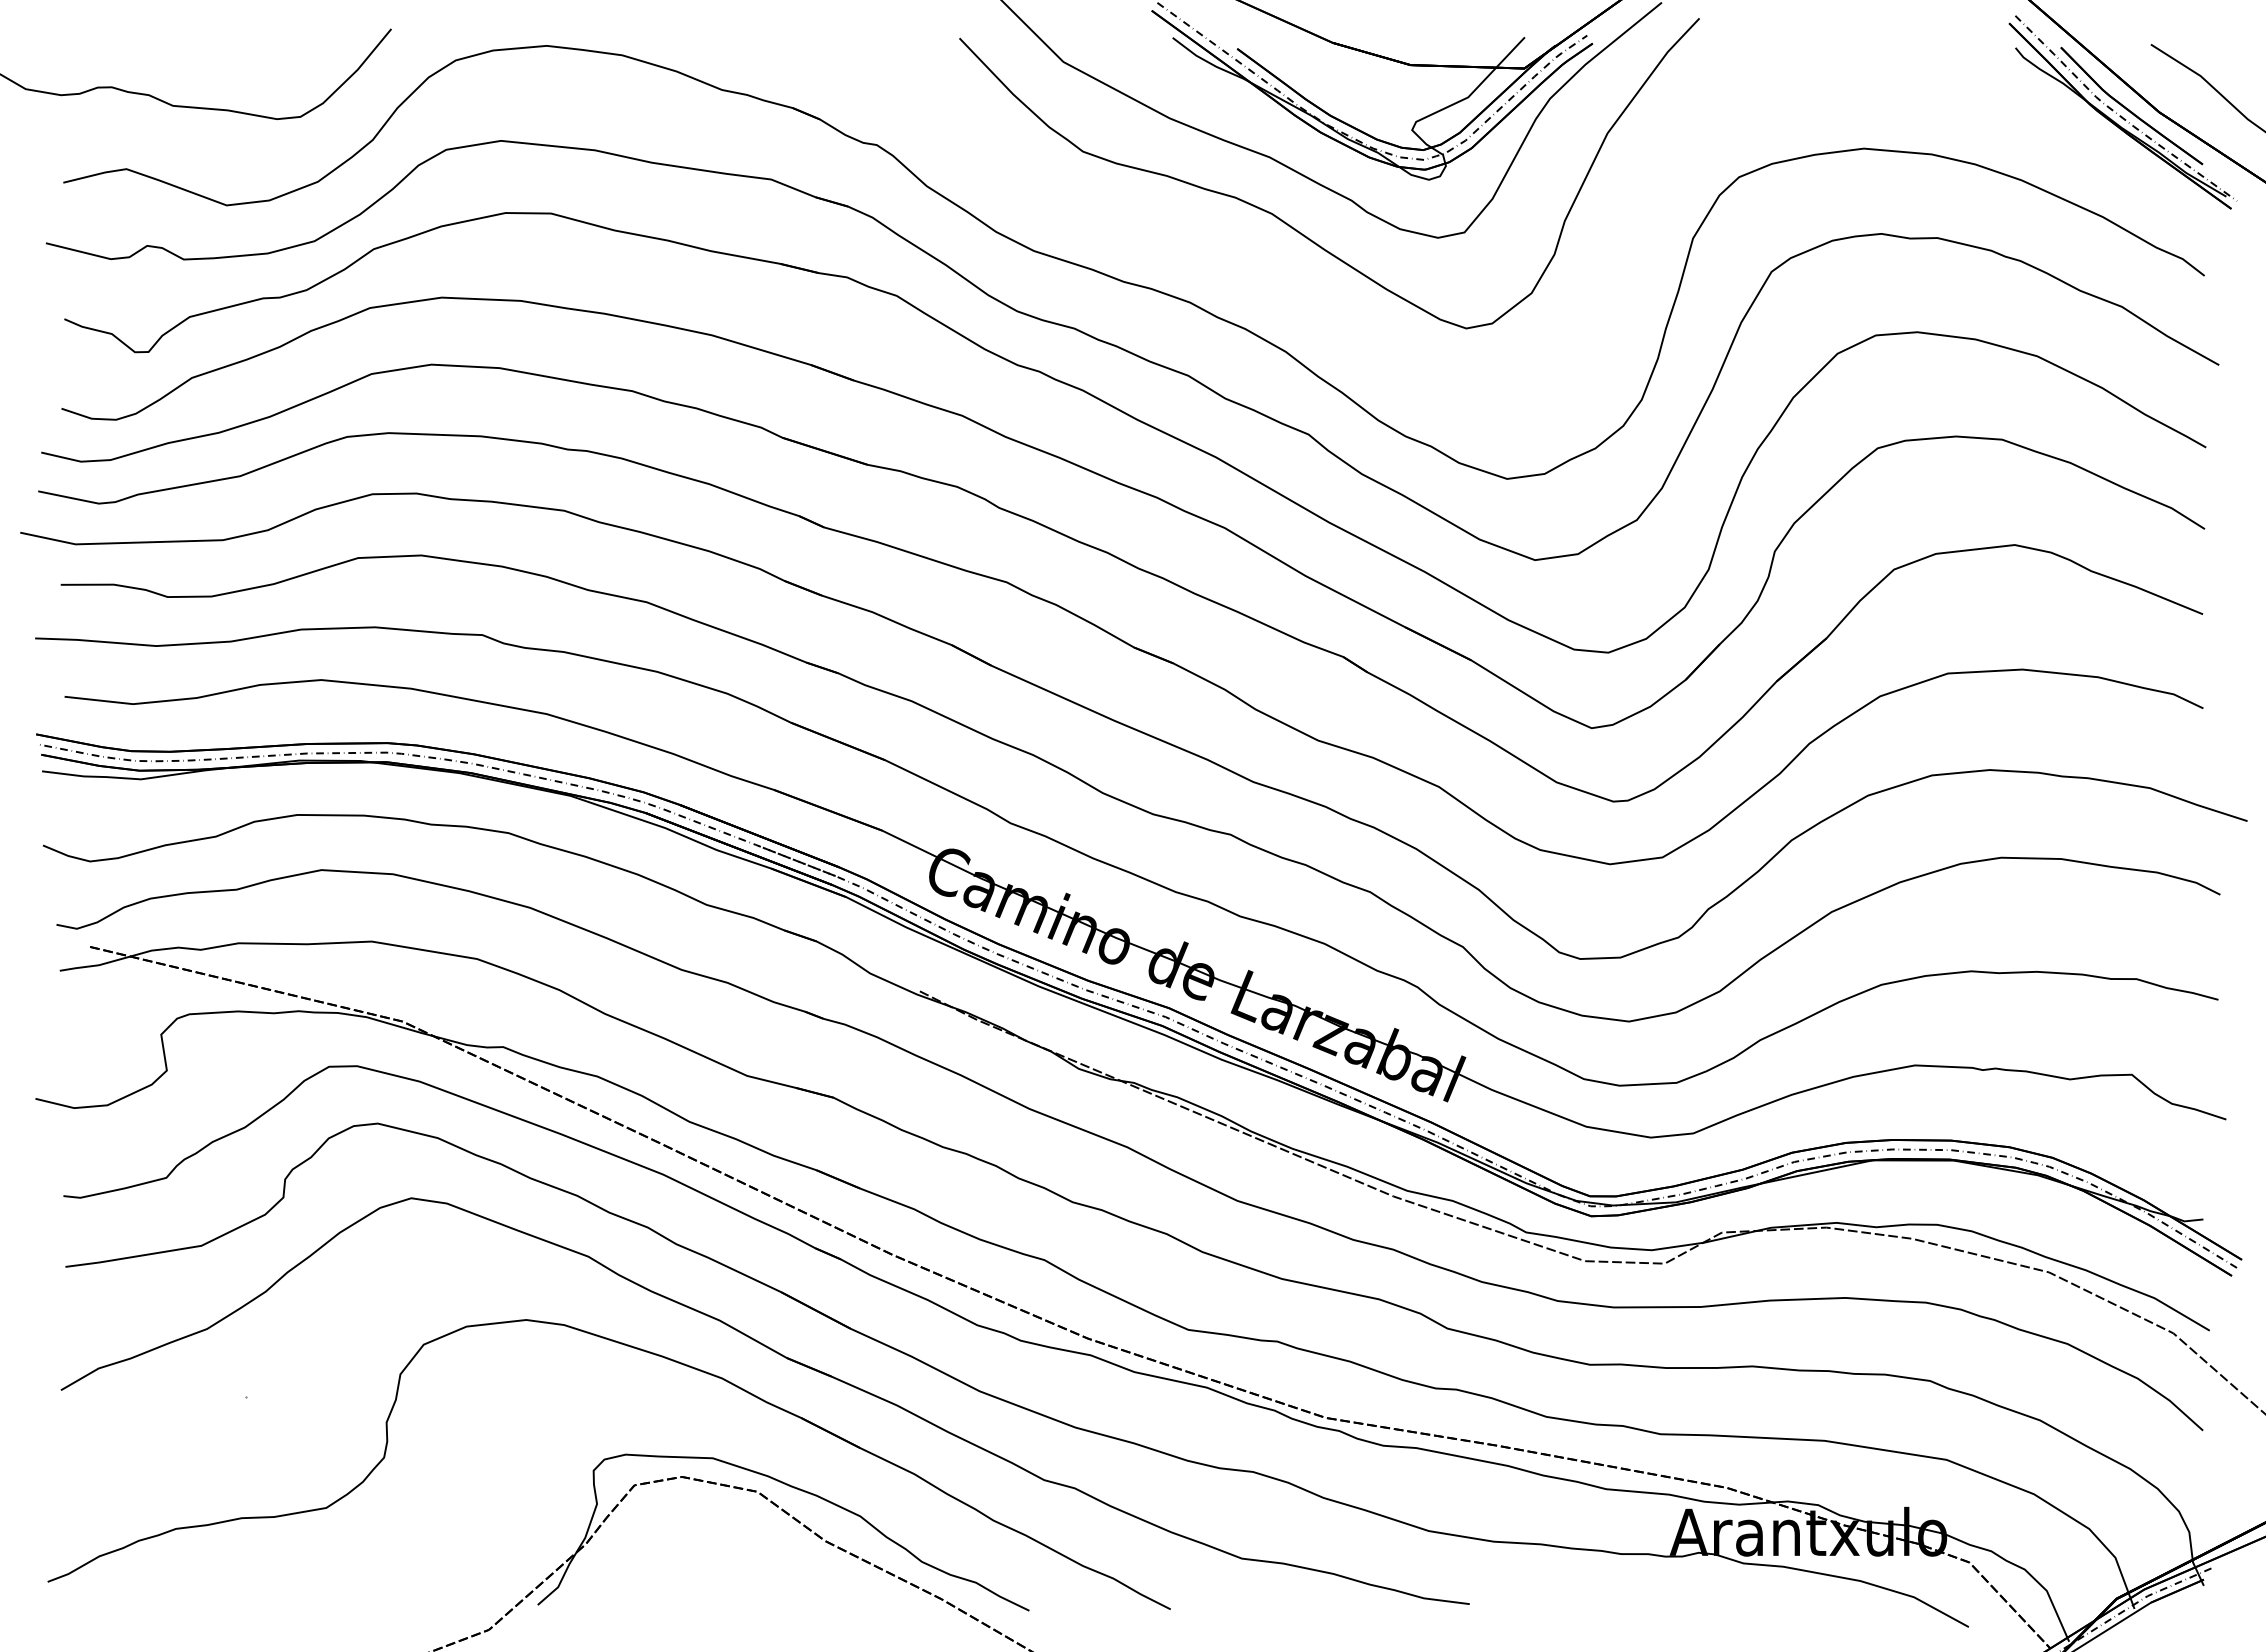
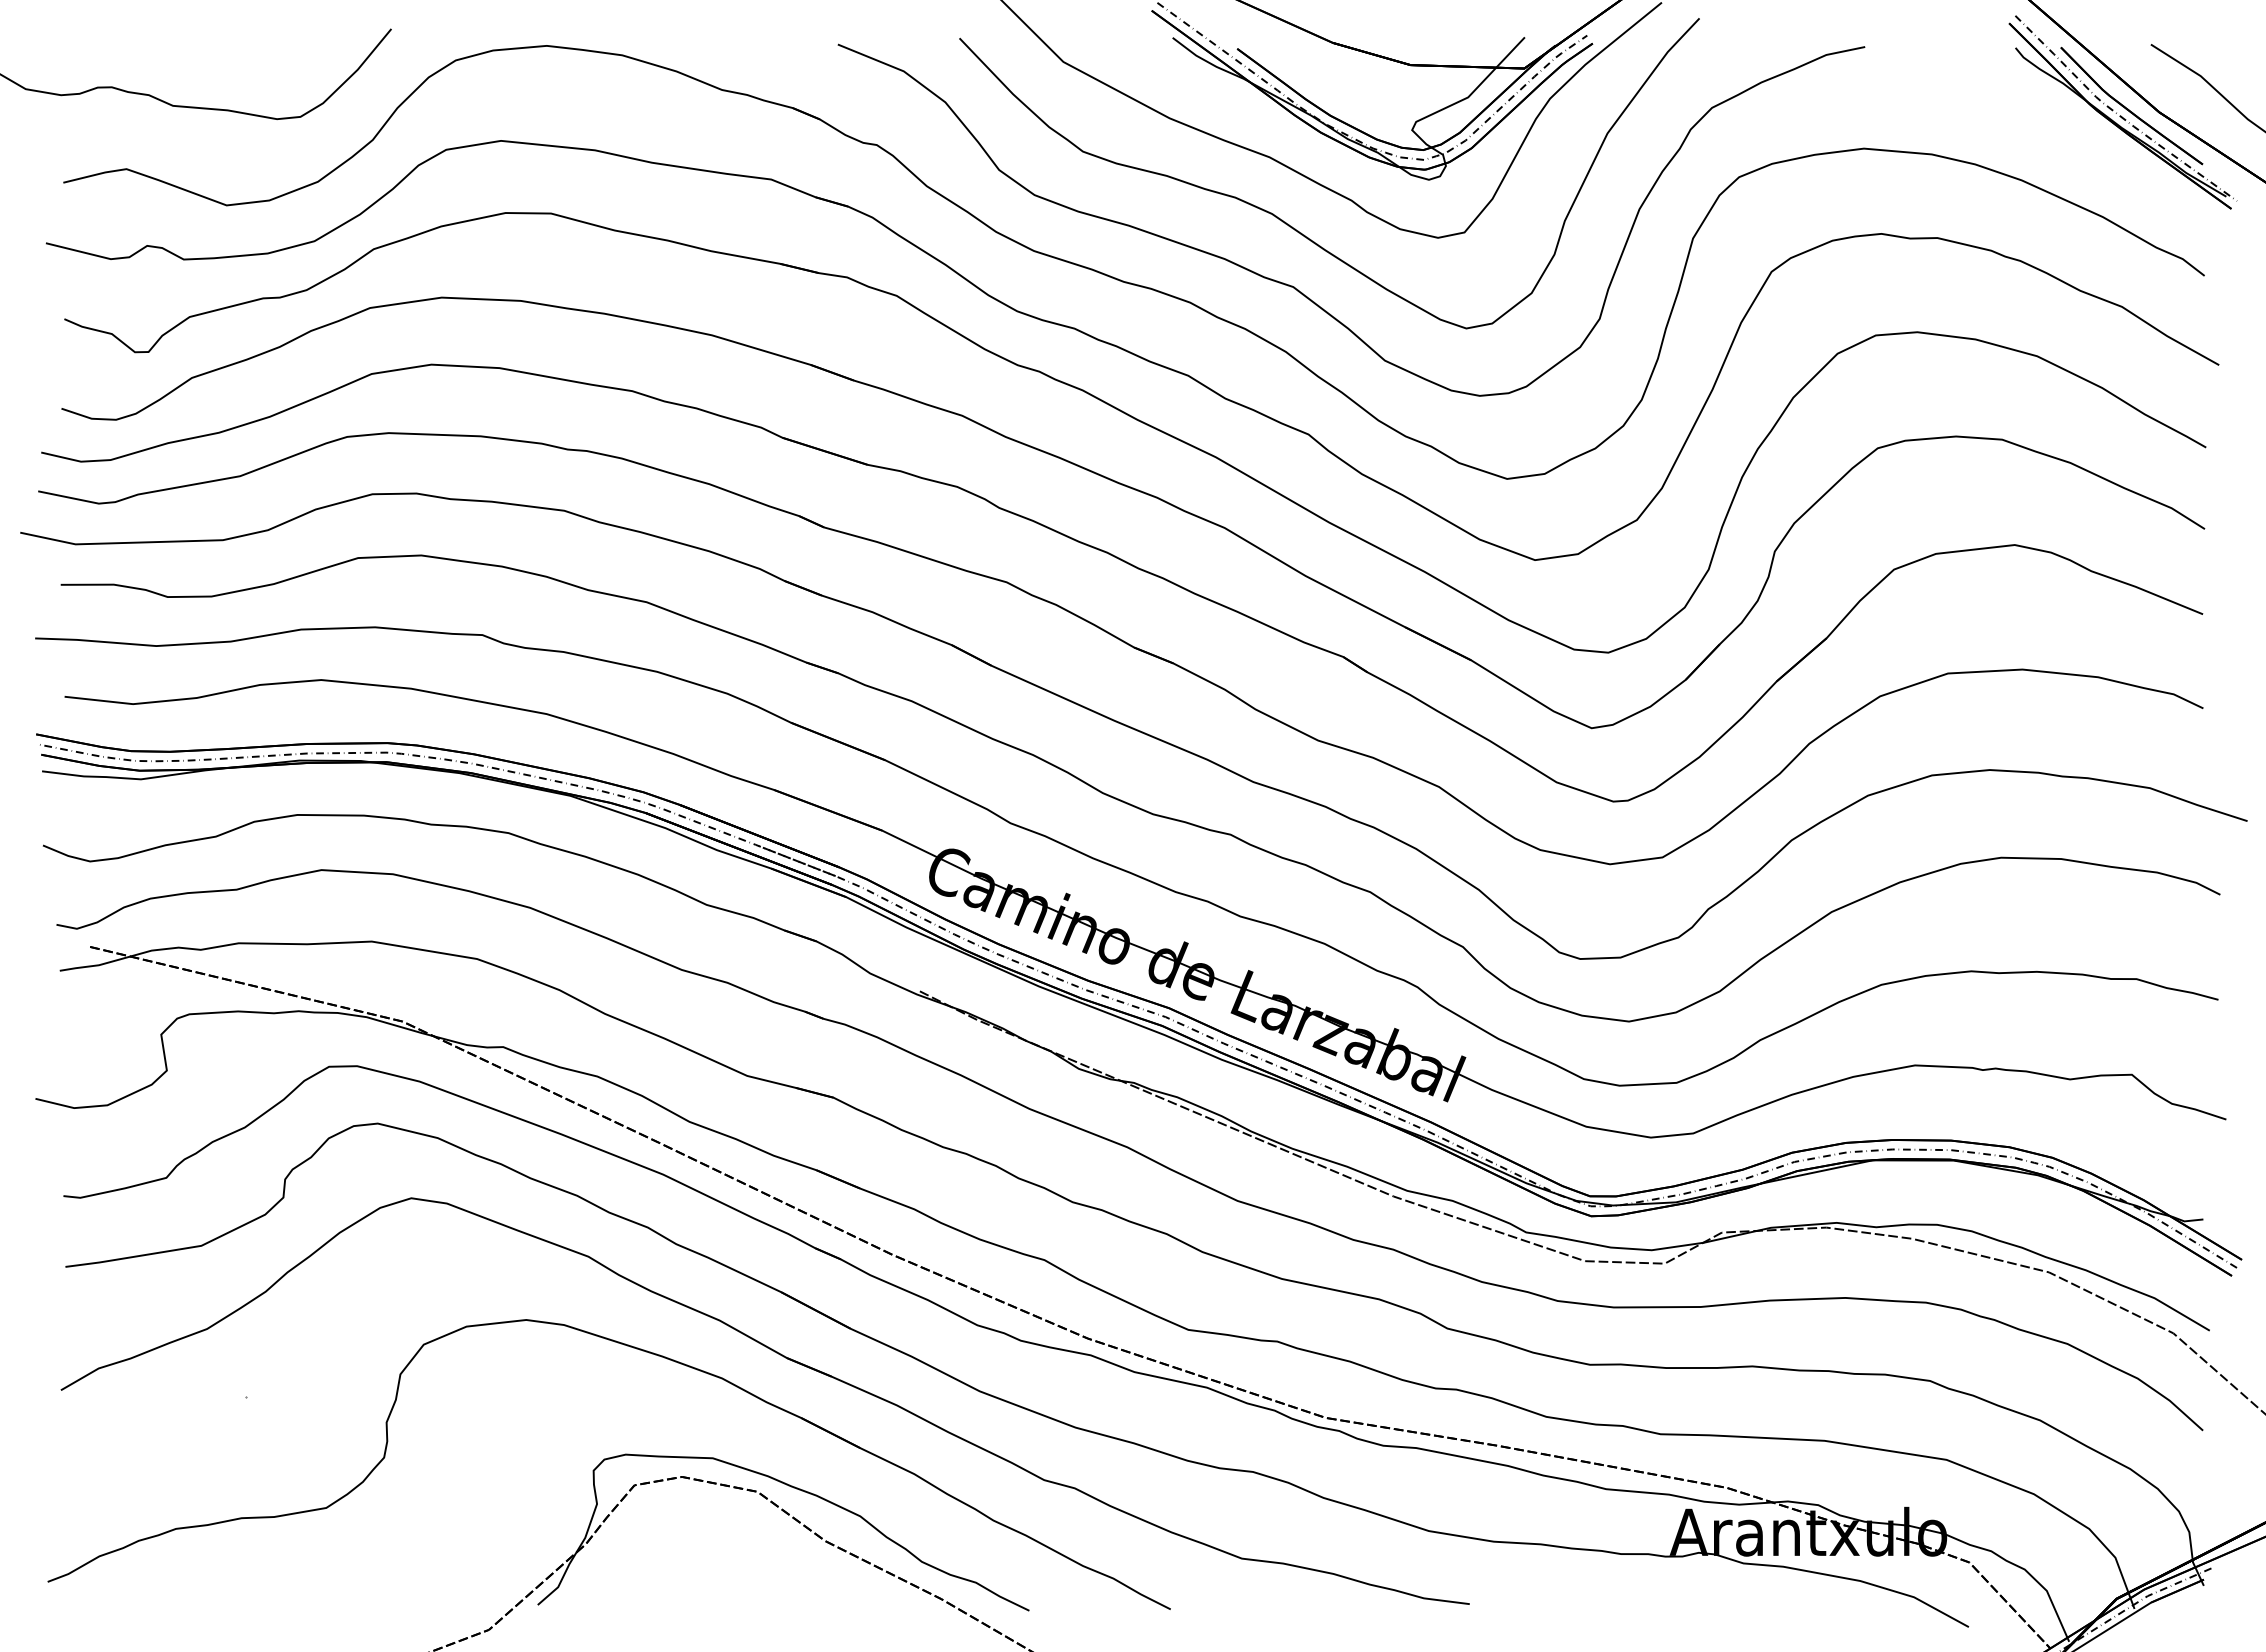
curve: none -> present (1298, 289)
